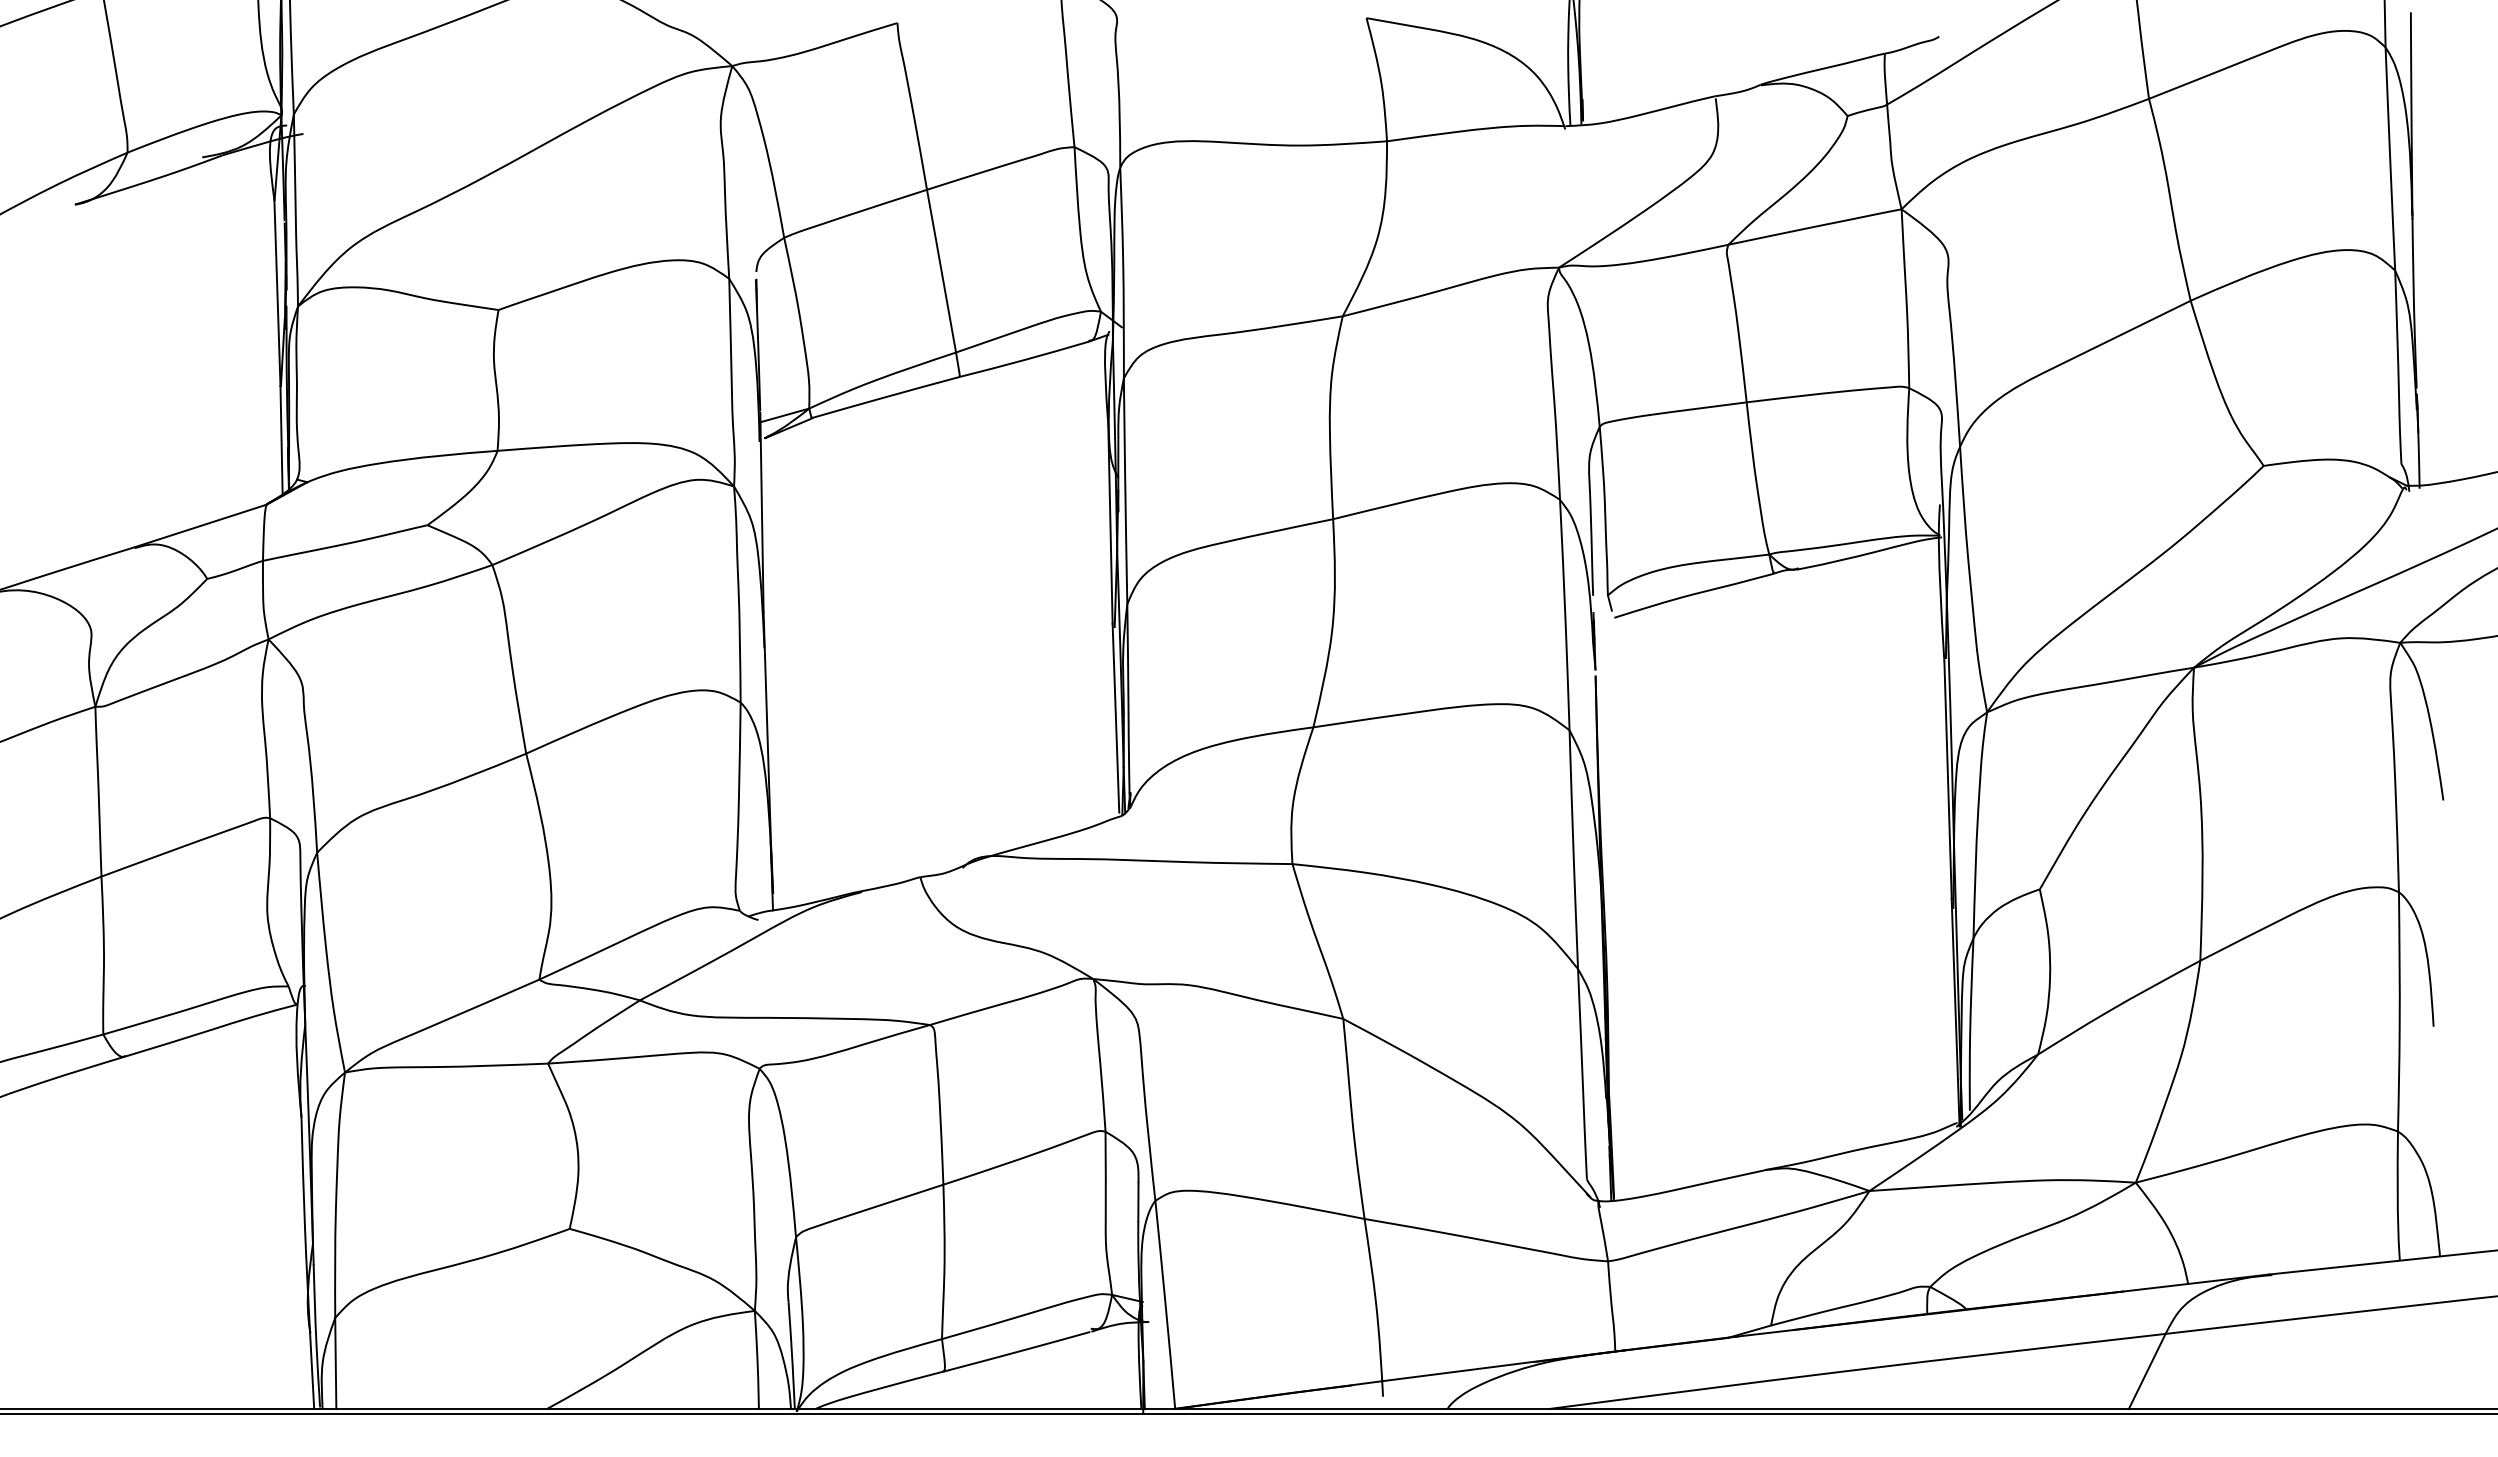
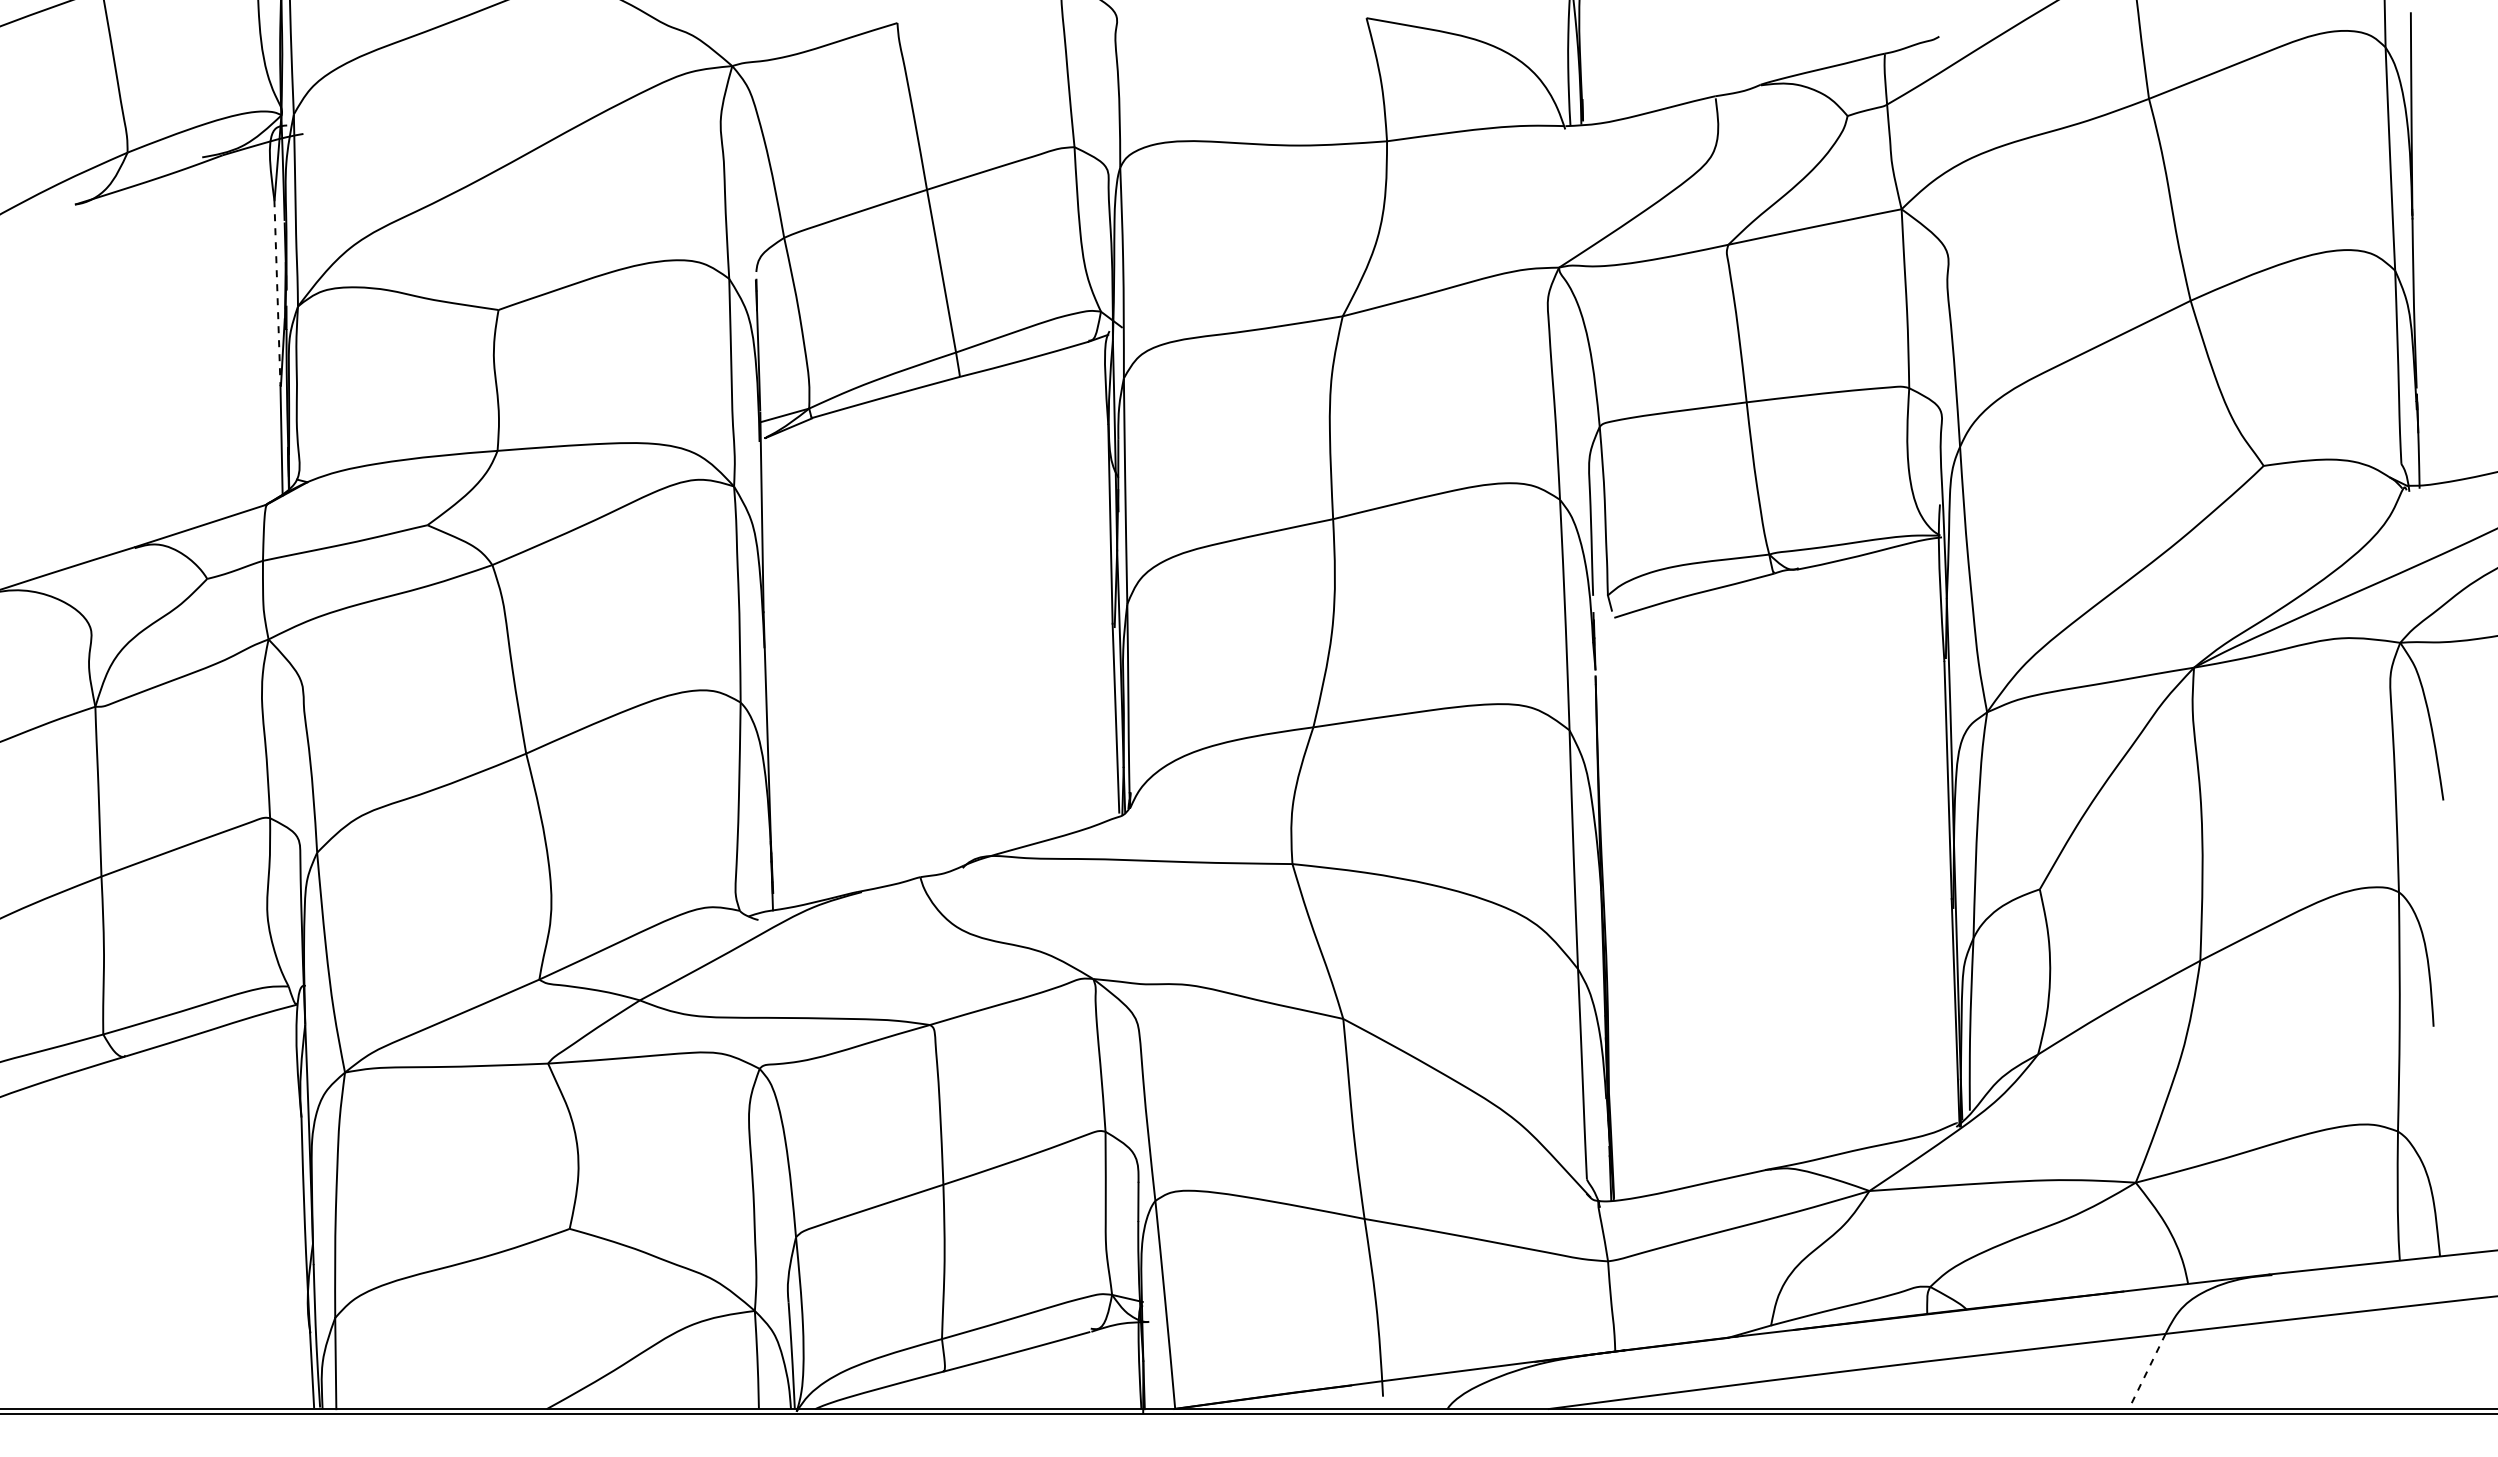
line: solid -> dashed (277, 293)
line: solid -> dashed (2147, 1371)
